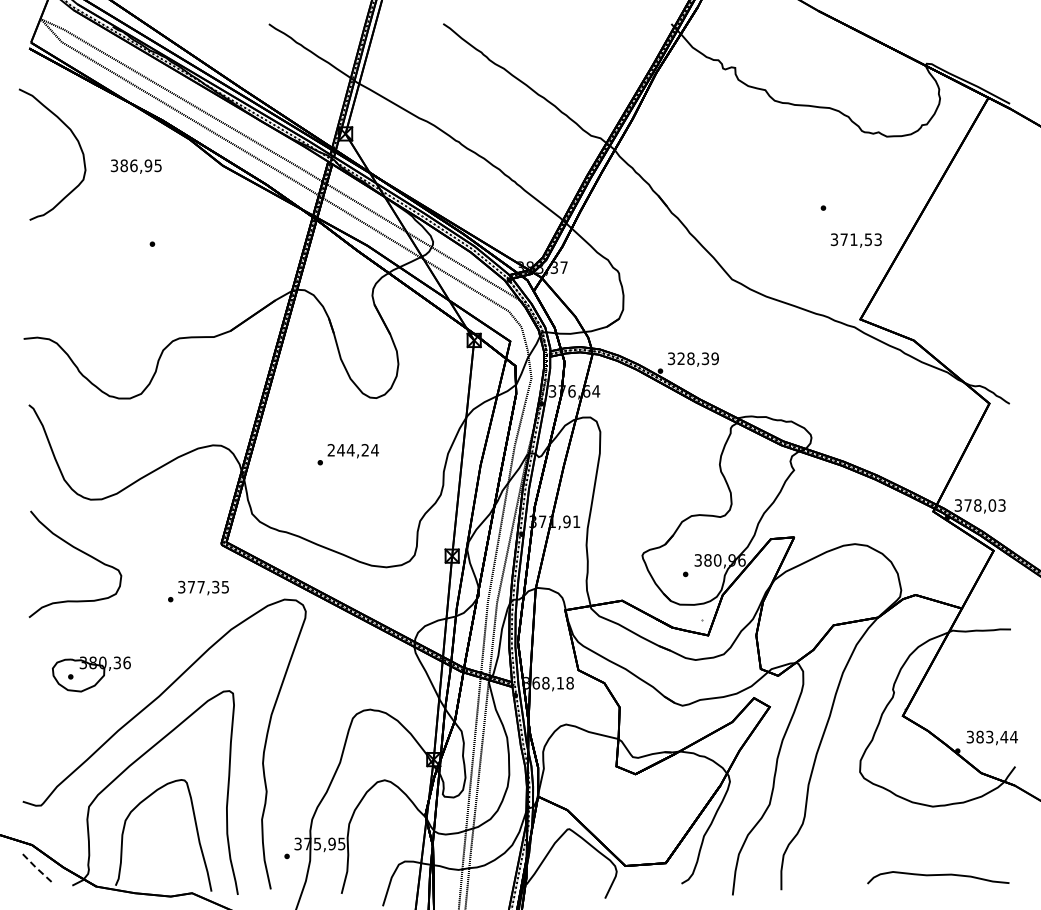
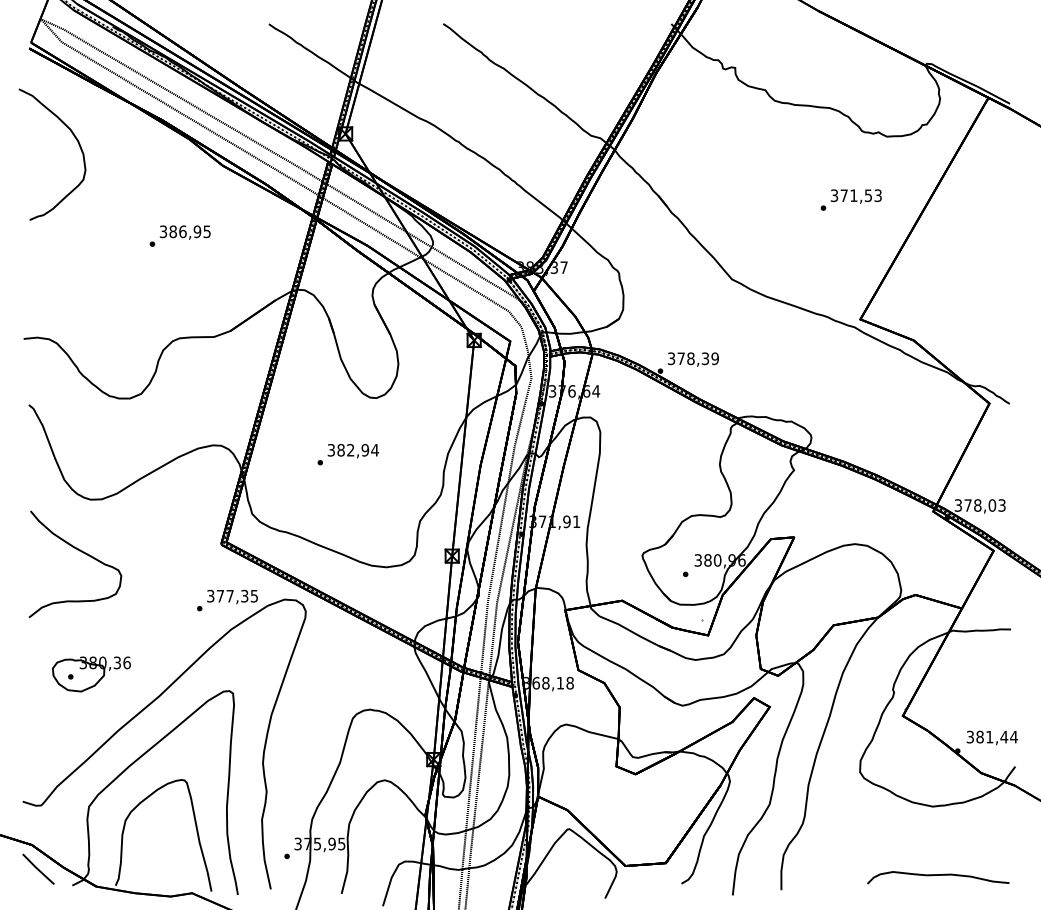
text position: (135, 166) -> (184, 232) (184, 232)
text position: (855, 240) -> (855, 196) (855, 196)
text: 328,39 -> 378,39 (680, 358)
text: 244,24 -> 382,94 (348, 450)
text position: (198, 591) -> (227, 600) (227, 600)
text: 383,44 -> 381,44 (989, 736)
line: dashed -> solid (37, 869)
